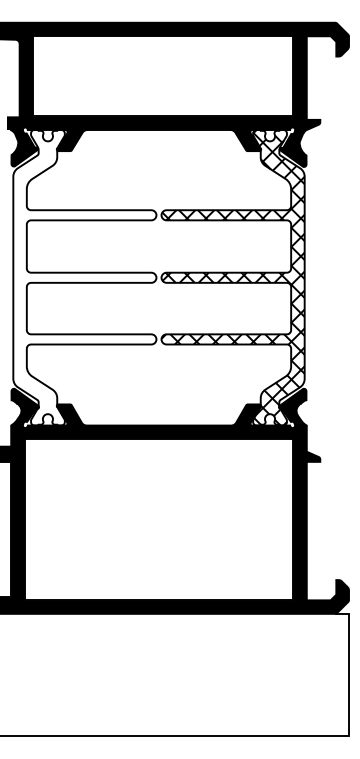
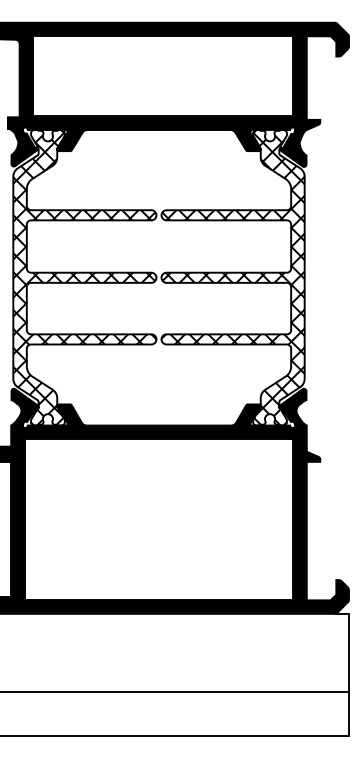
hatch: none -> present (84, 277)
line: none -> present (175, 692)
